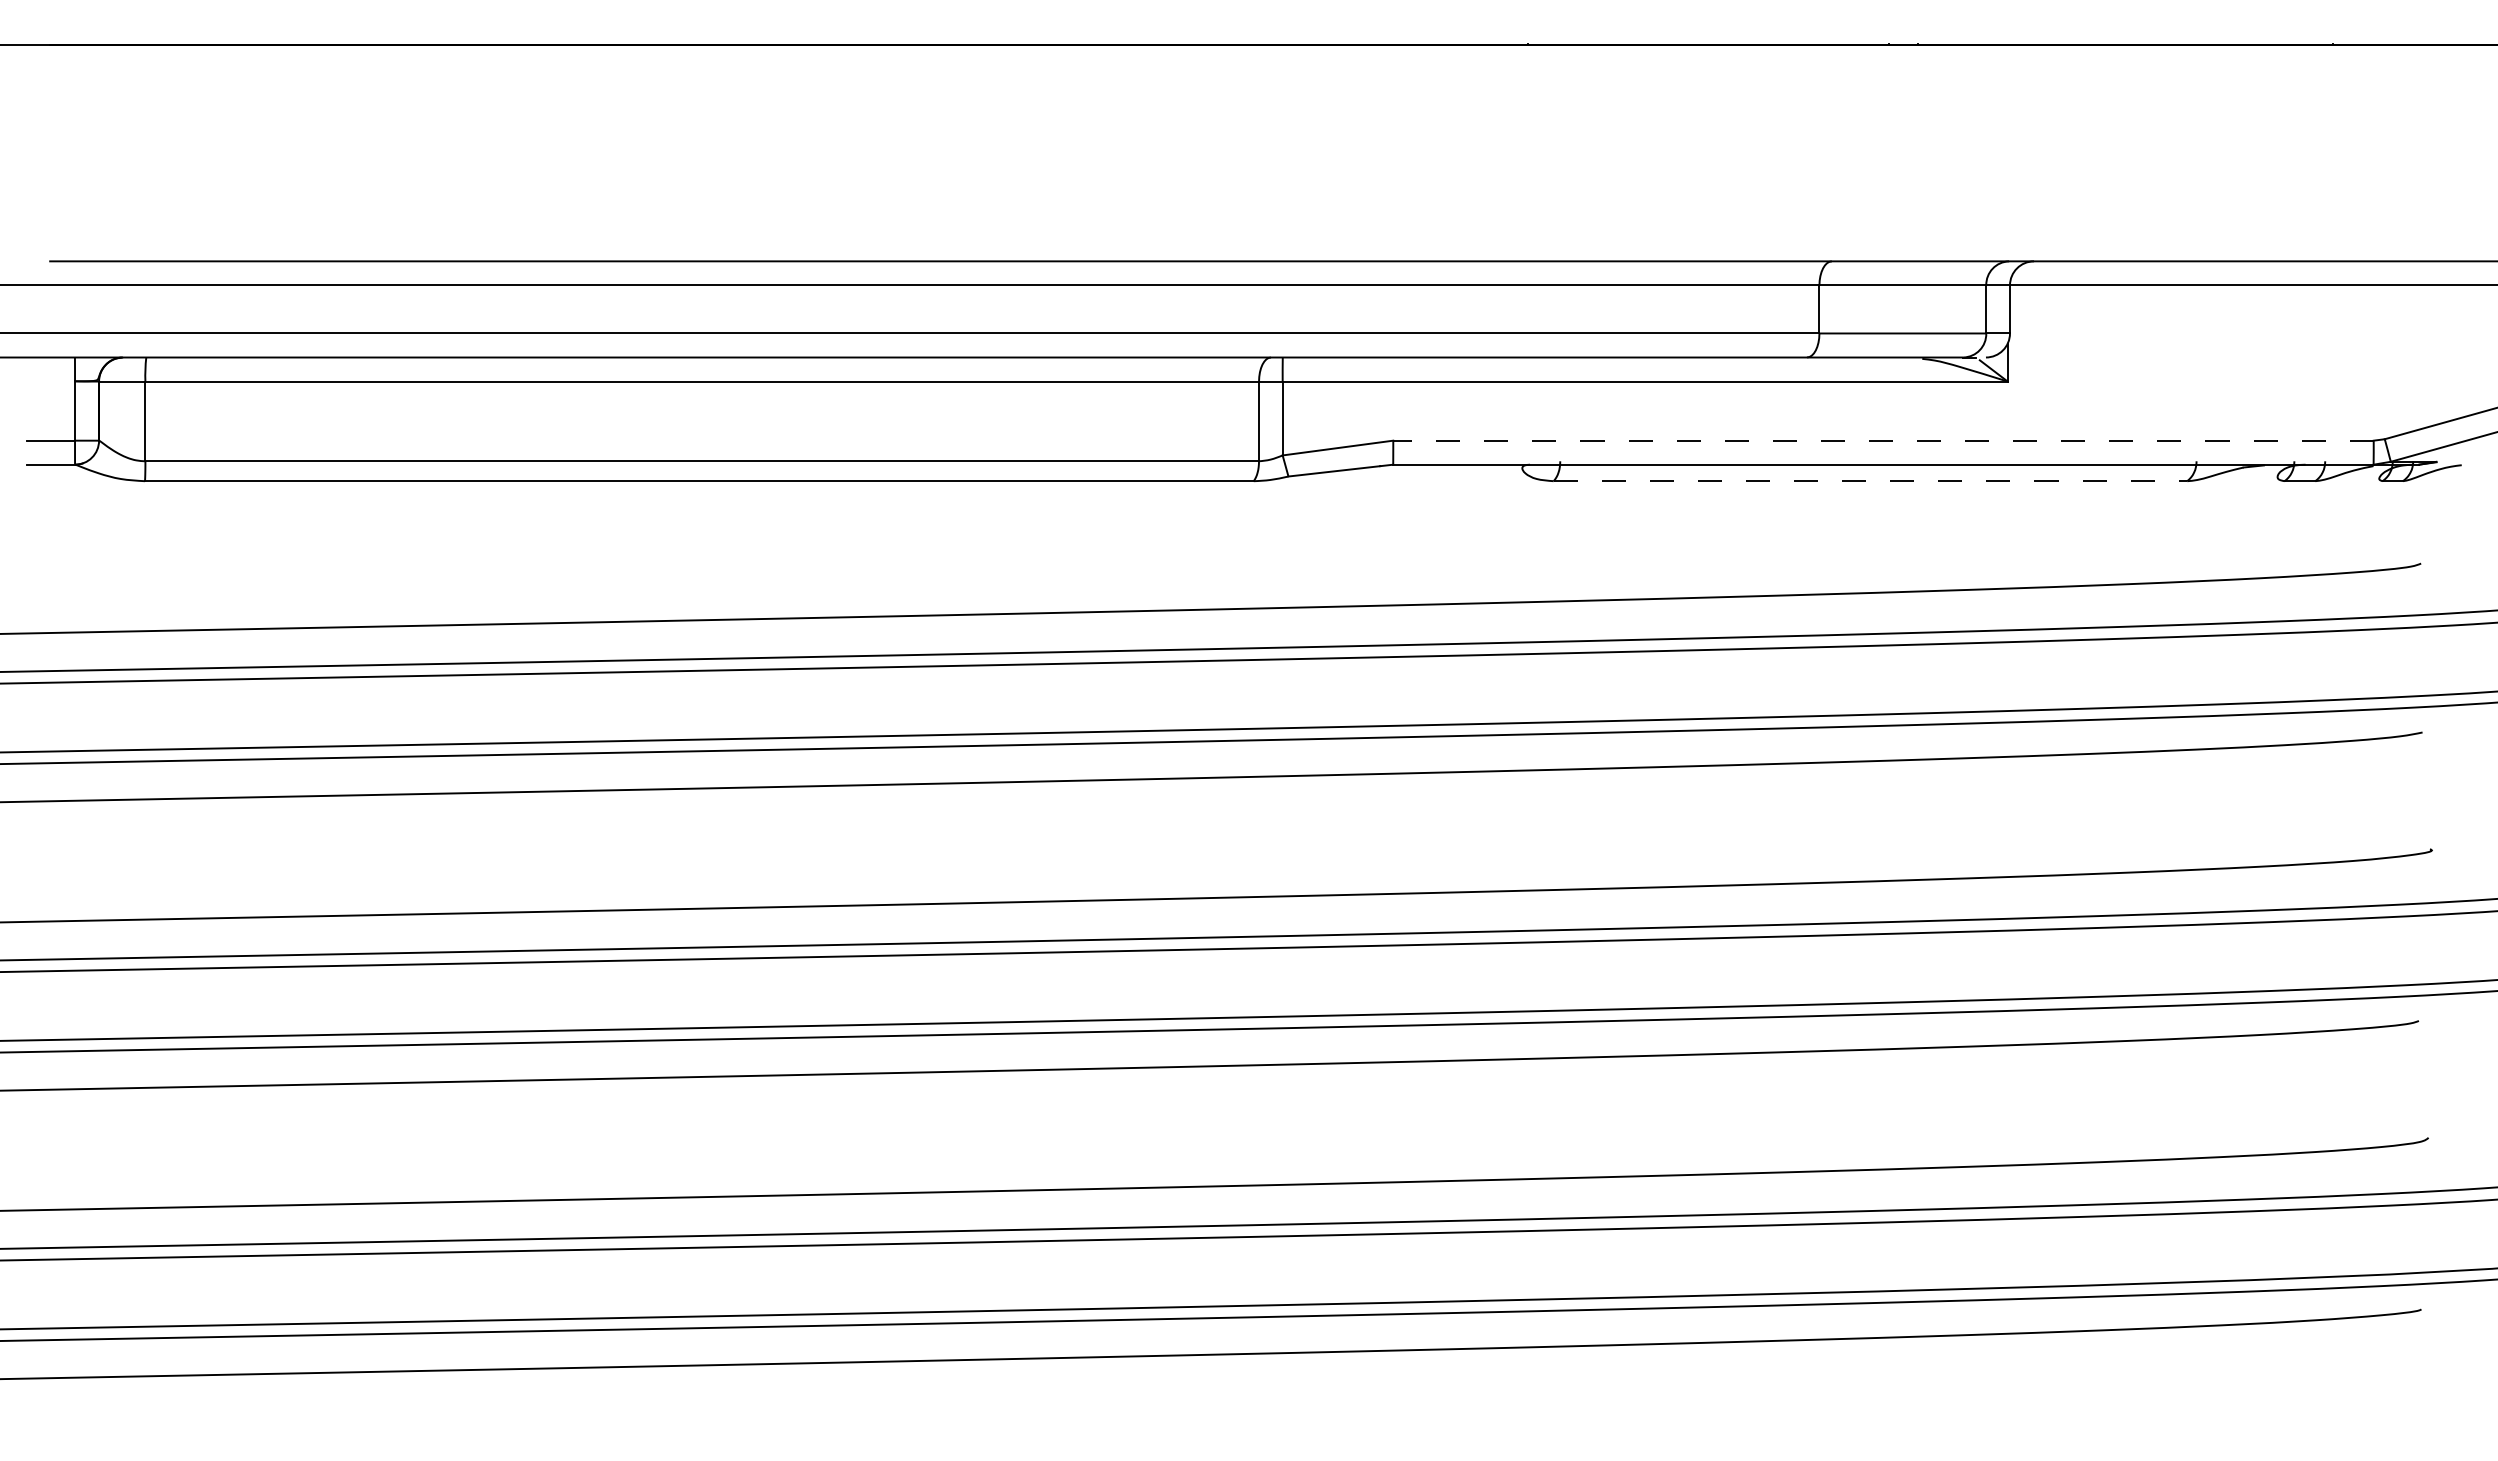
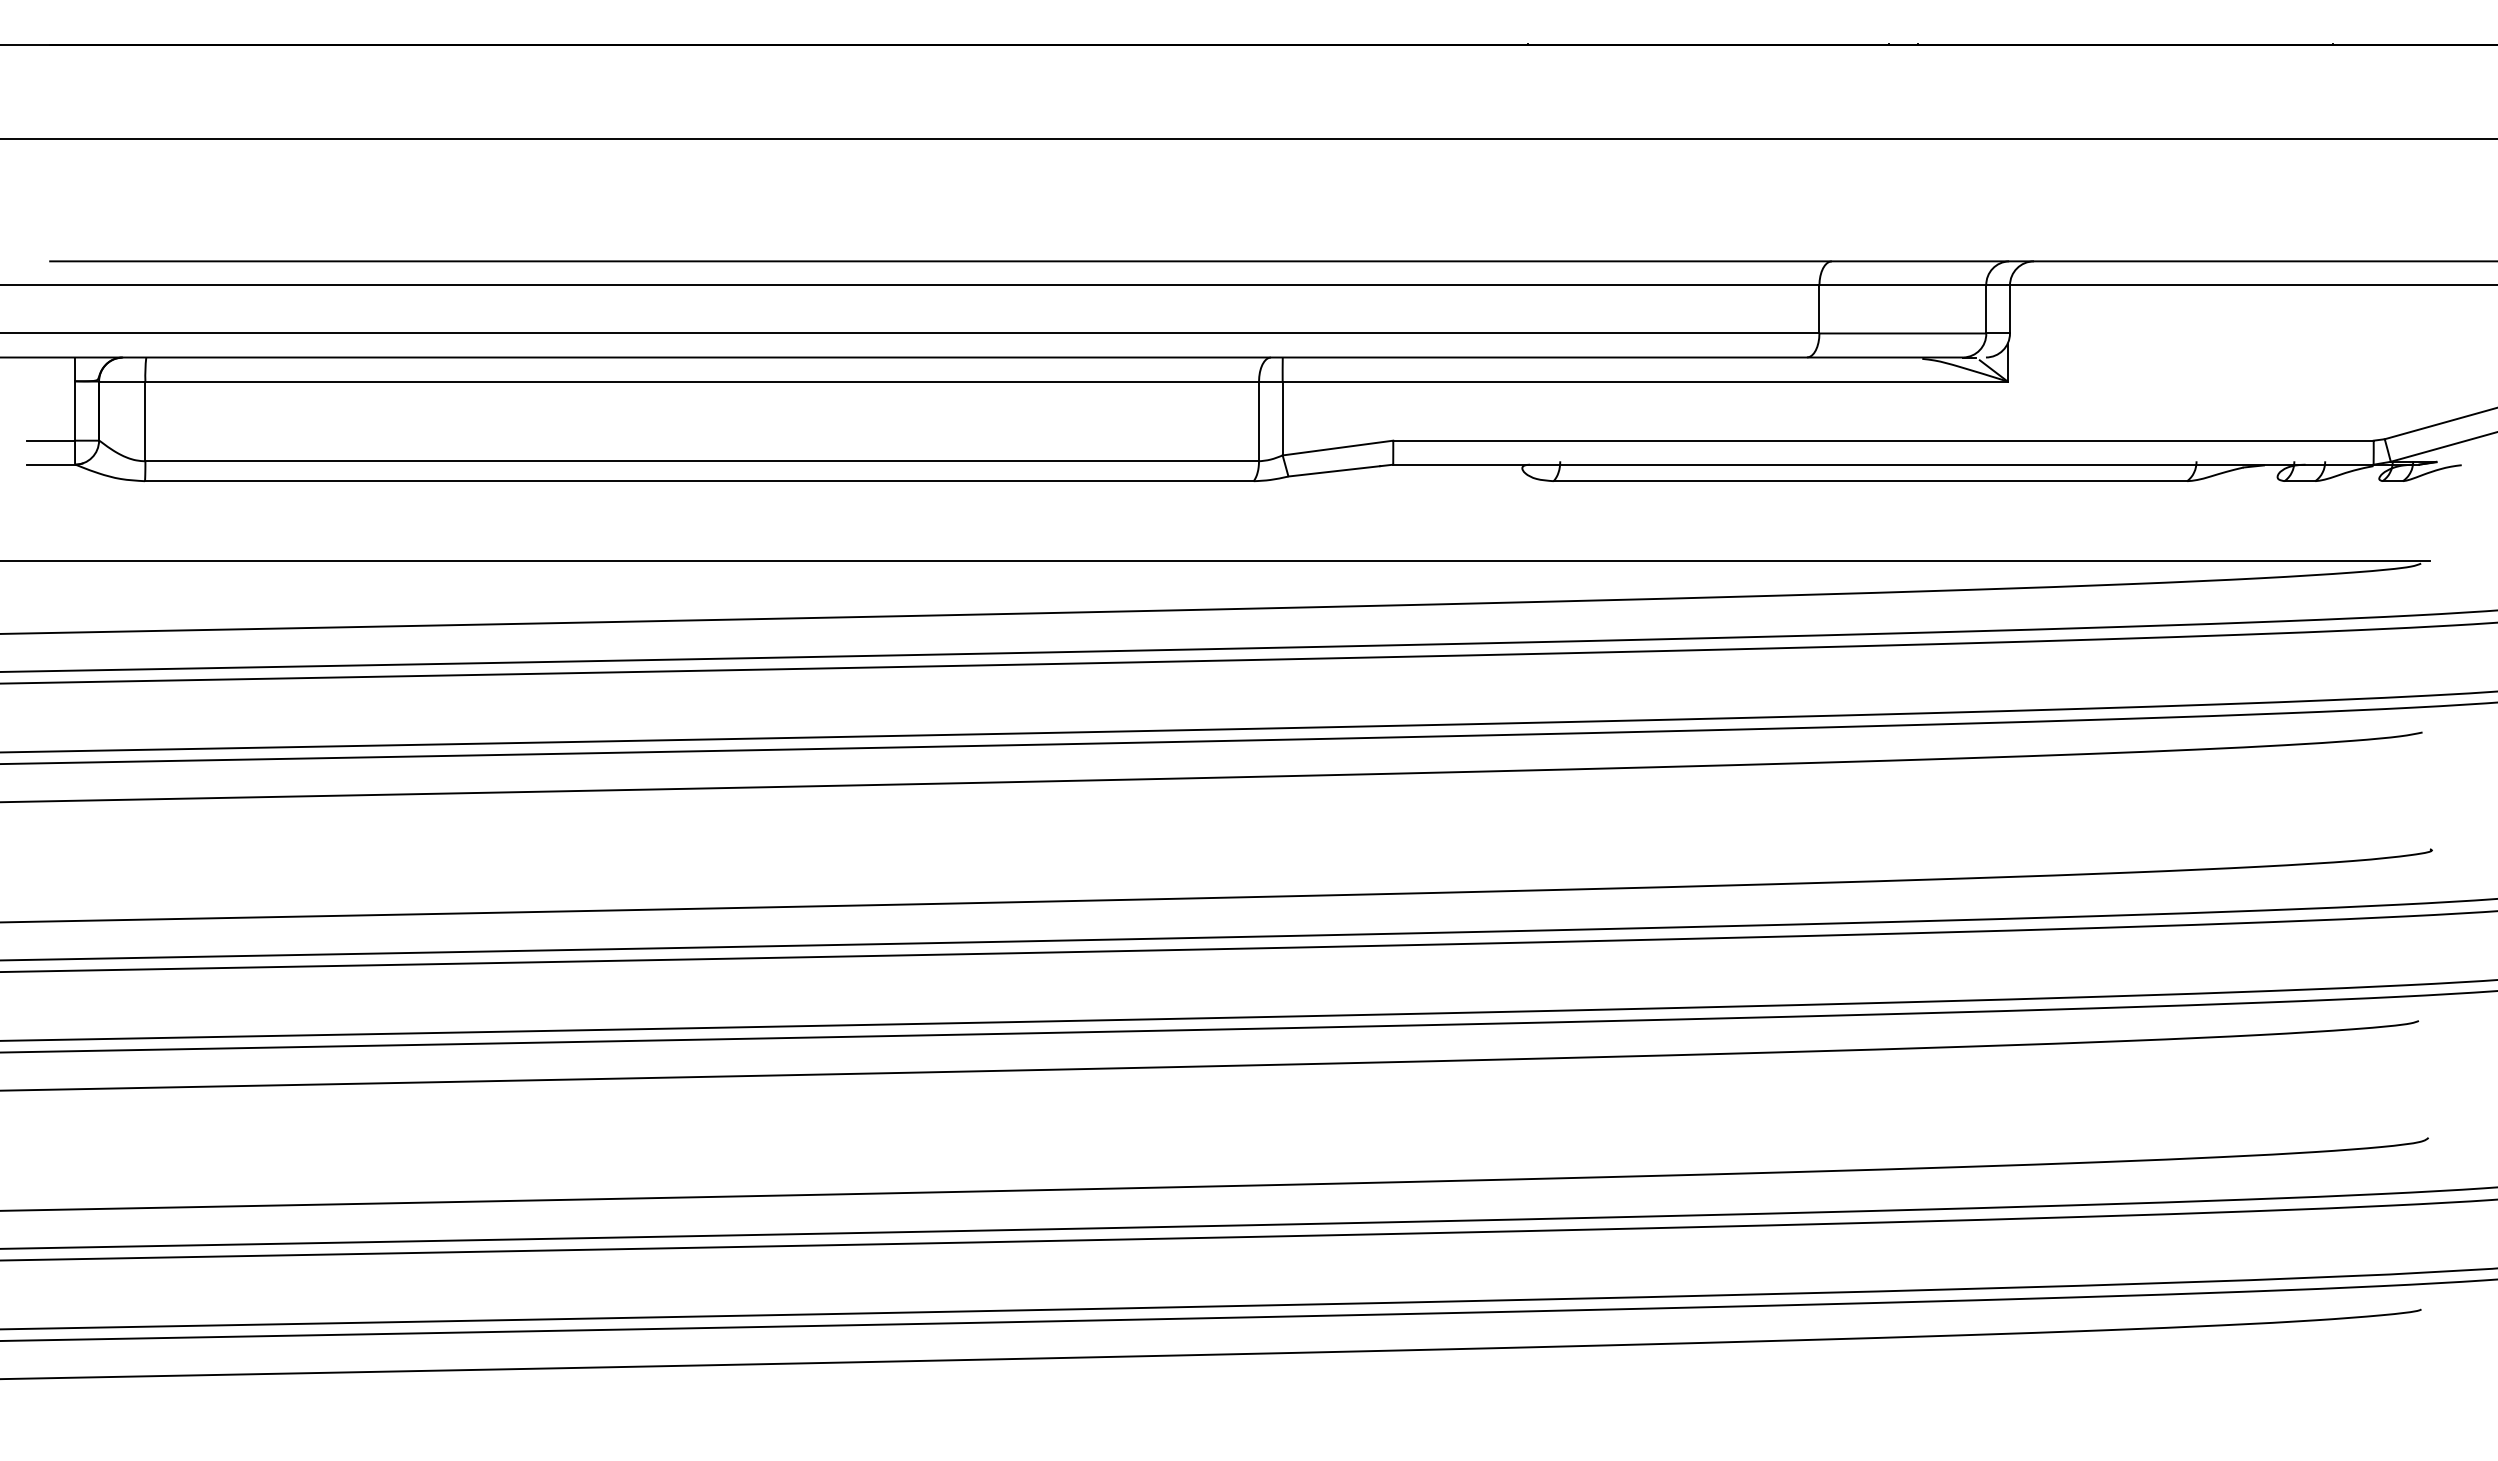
line: none -> present (1248, 139)
line: dashed -> solid (1883, 440)
line: dashed -> solid (1870, 481)
line: none -> present (1216, 560)
